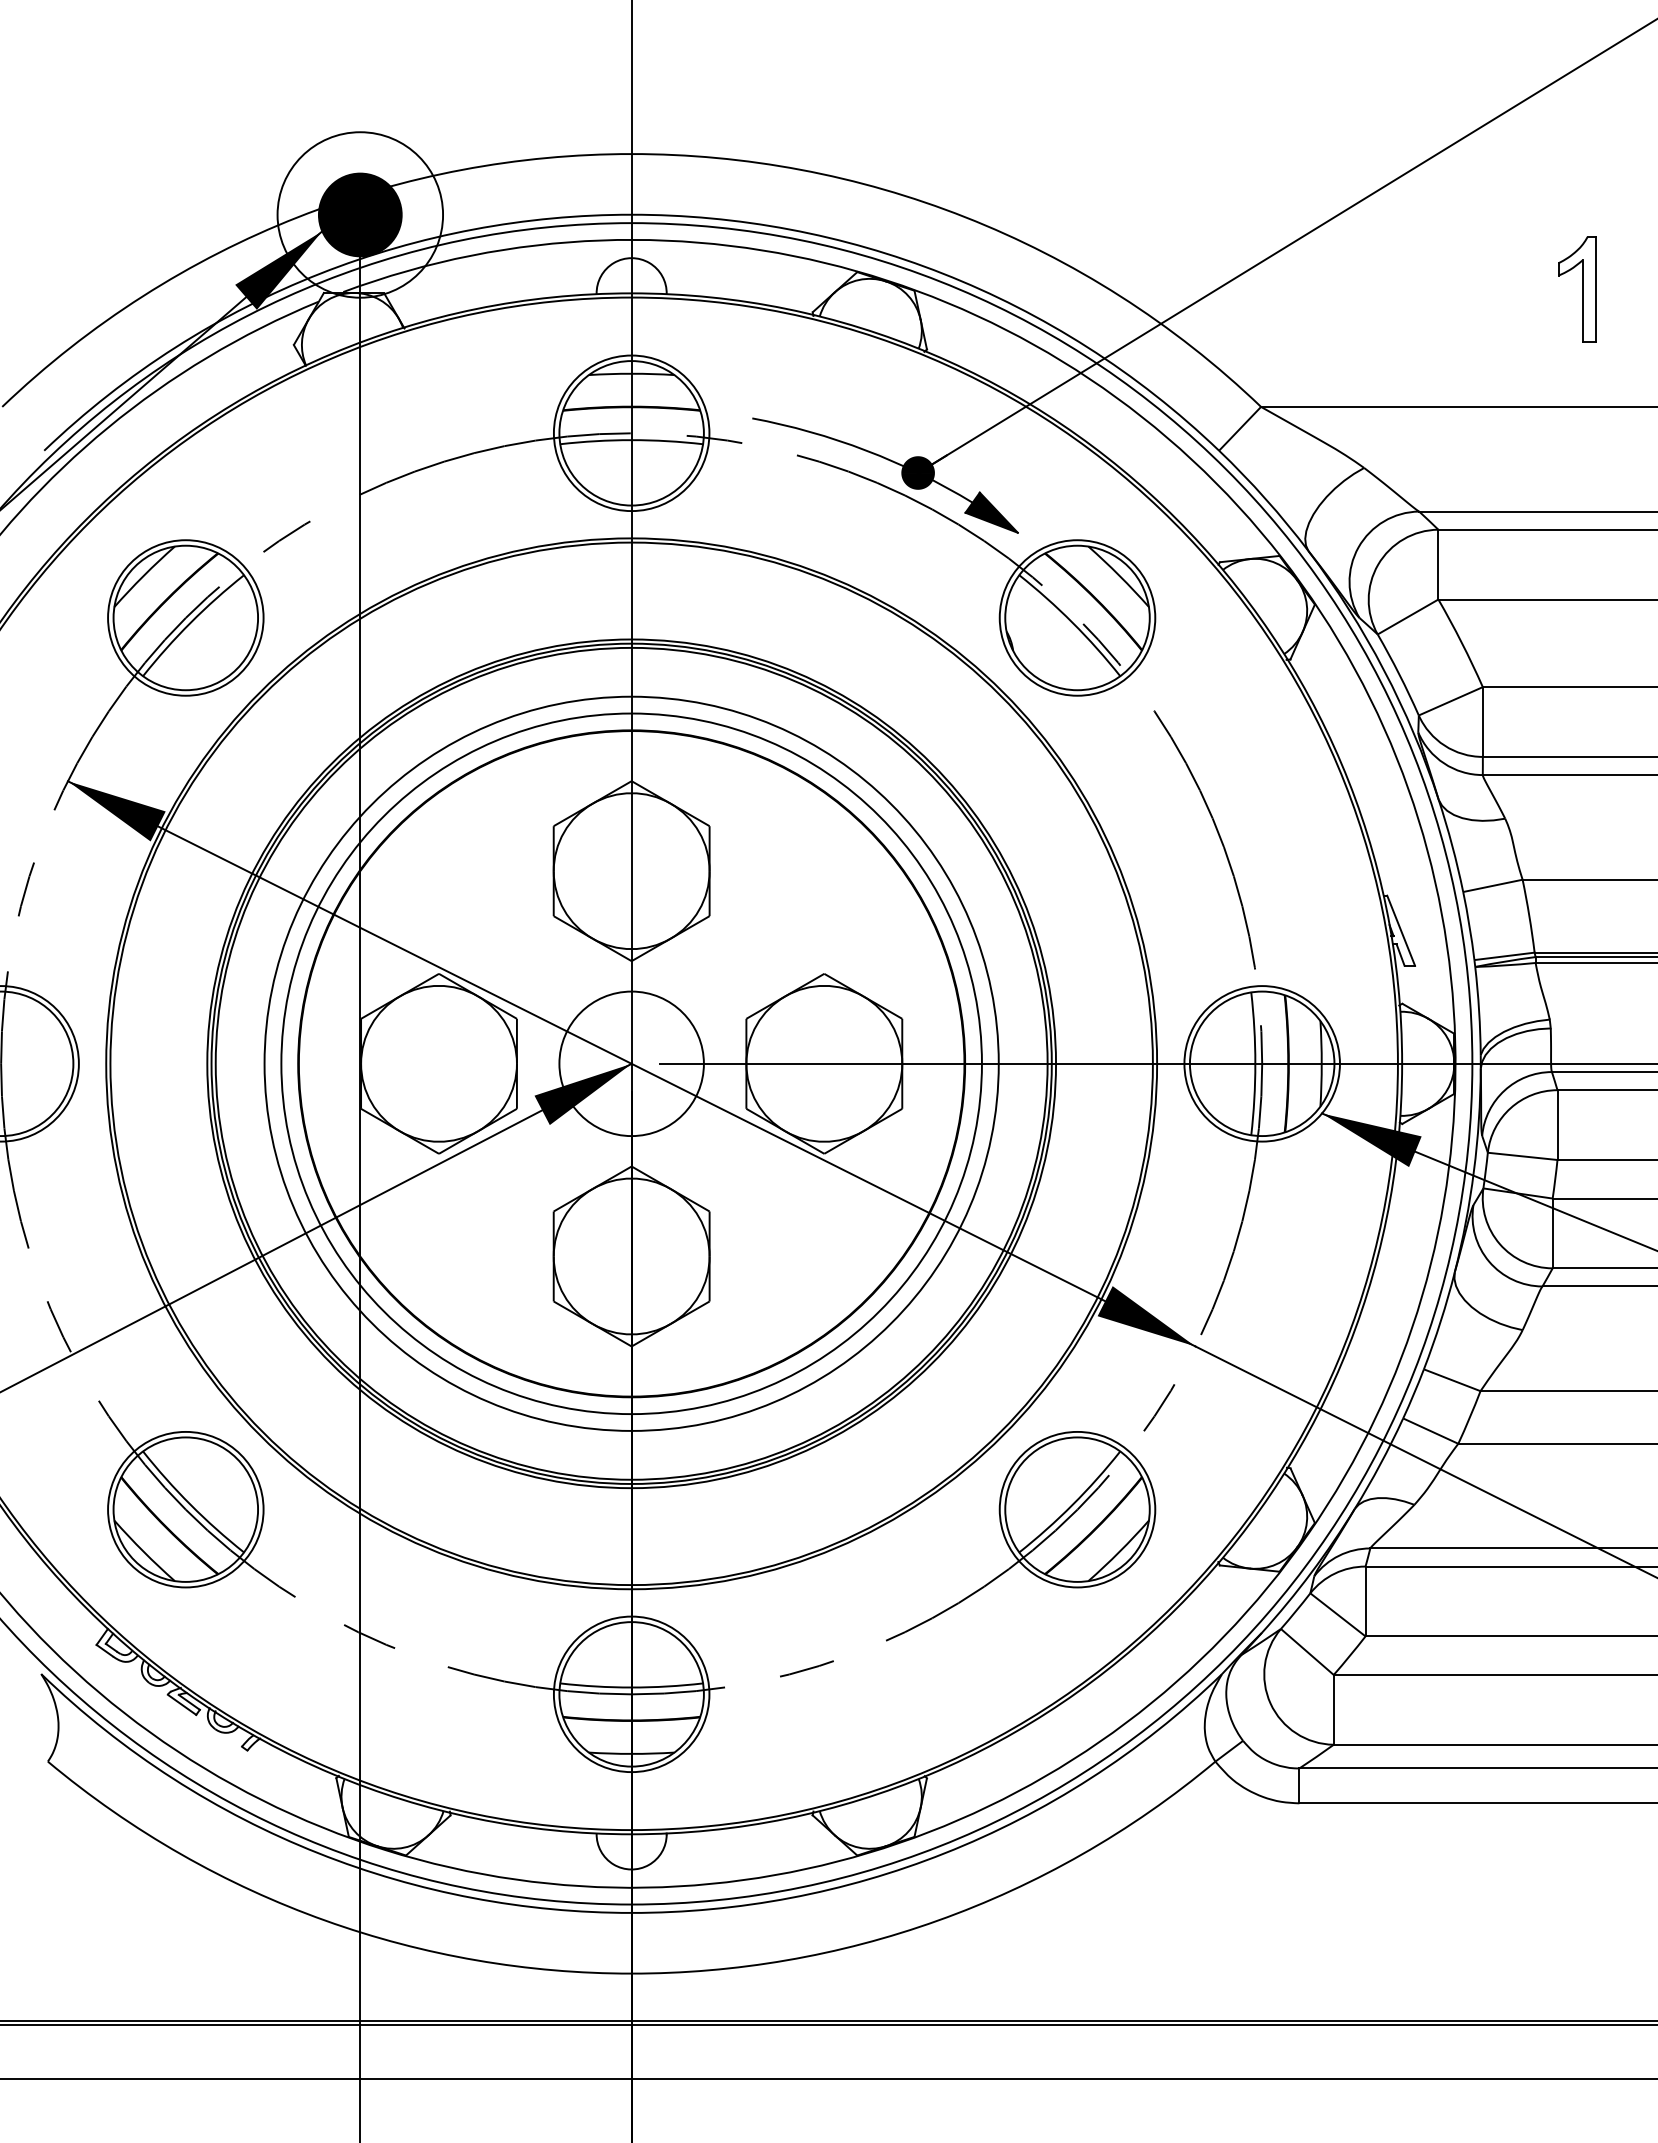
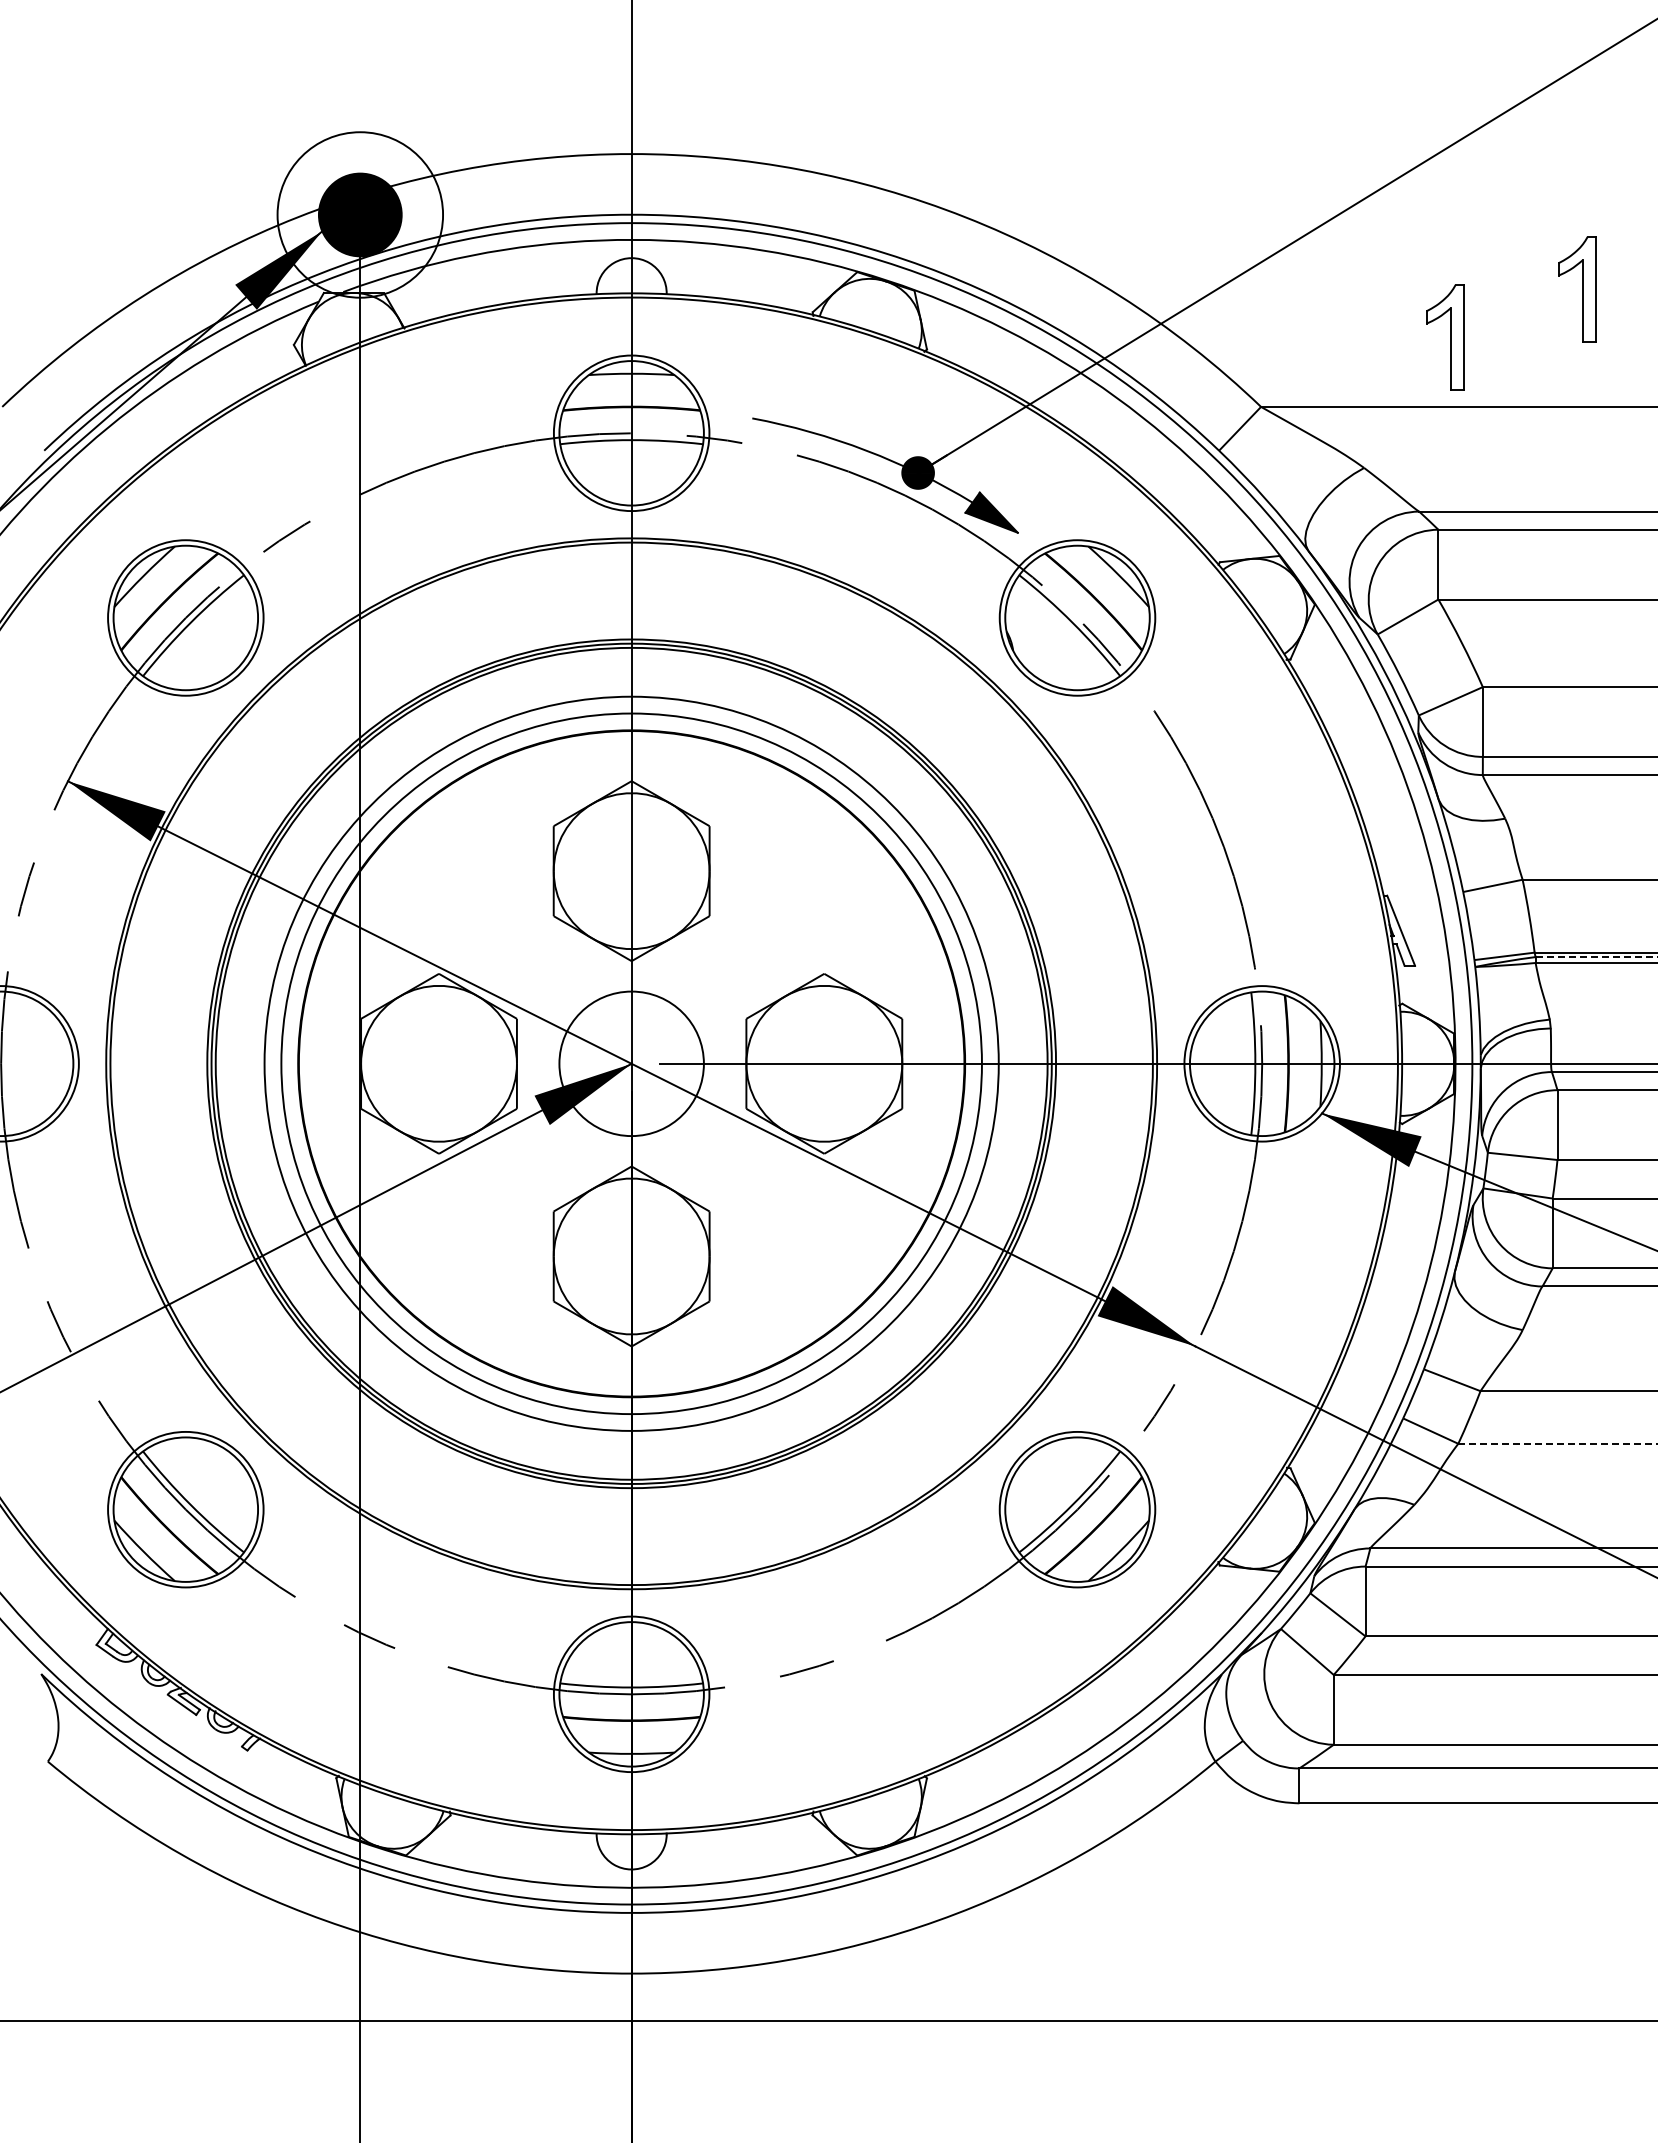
part: none -> present (1445, 337)
line: solid -> dashed (1596, 957)
line: solid -> dashed (1558, 1443)
line: present -> none (828, 2025)
line: present -> none (828, 2078)
